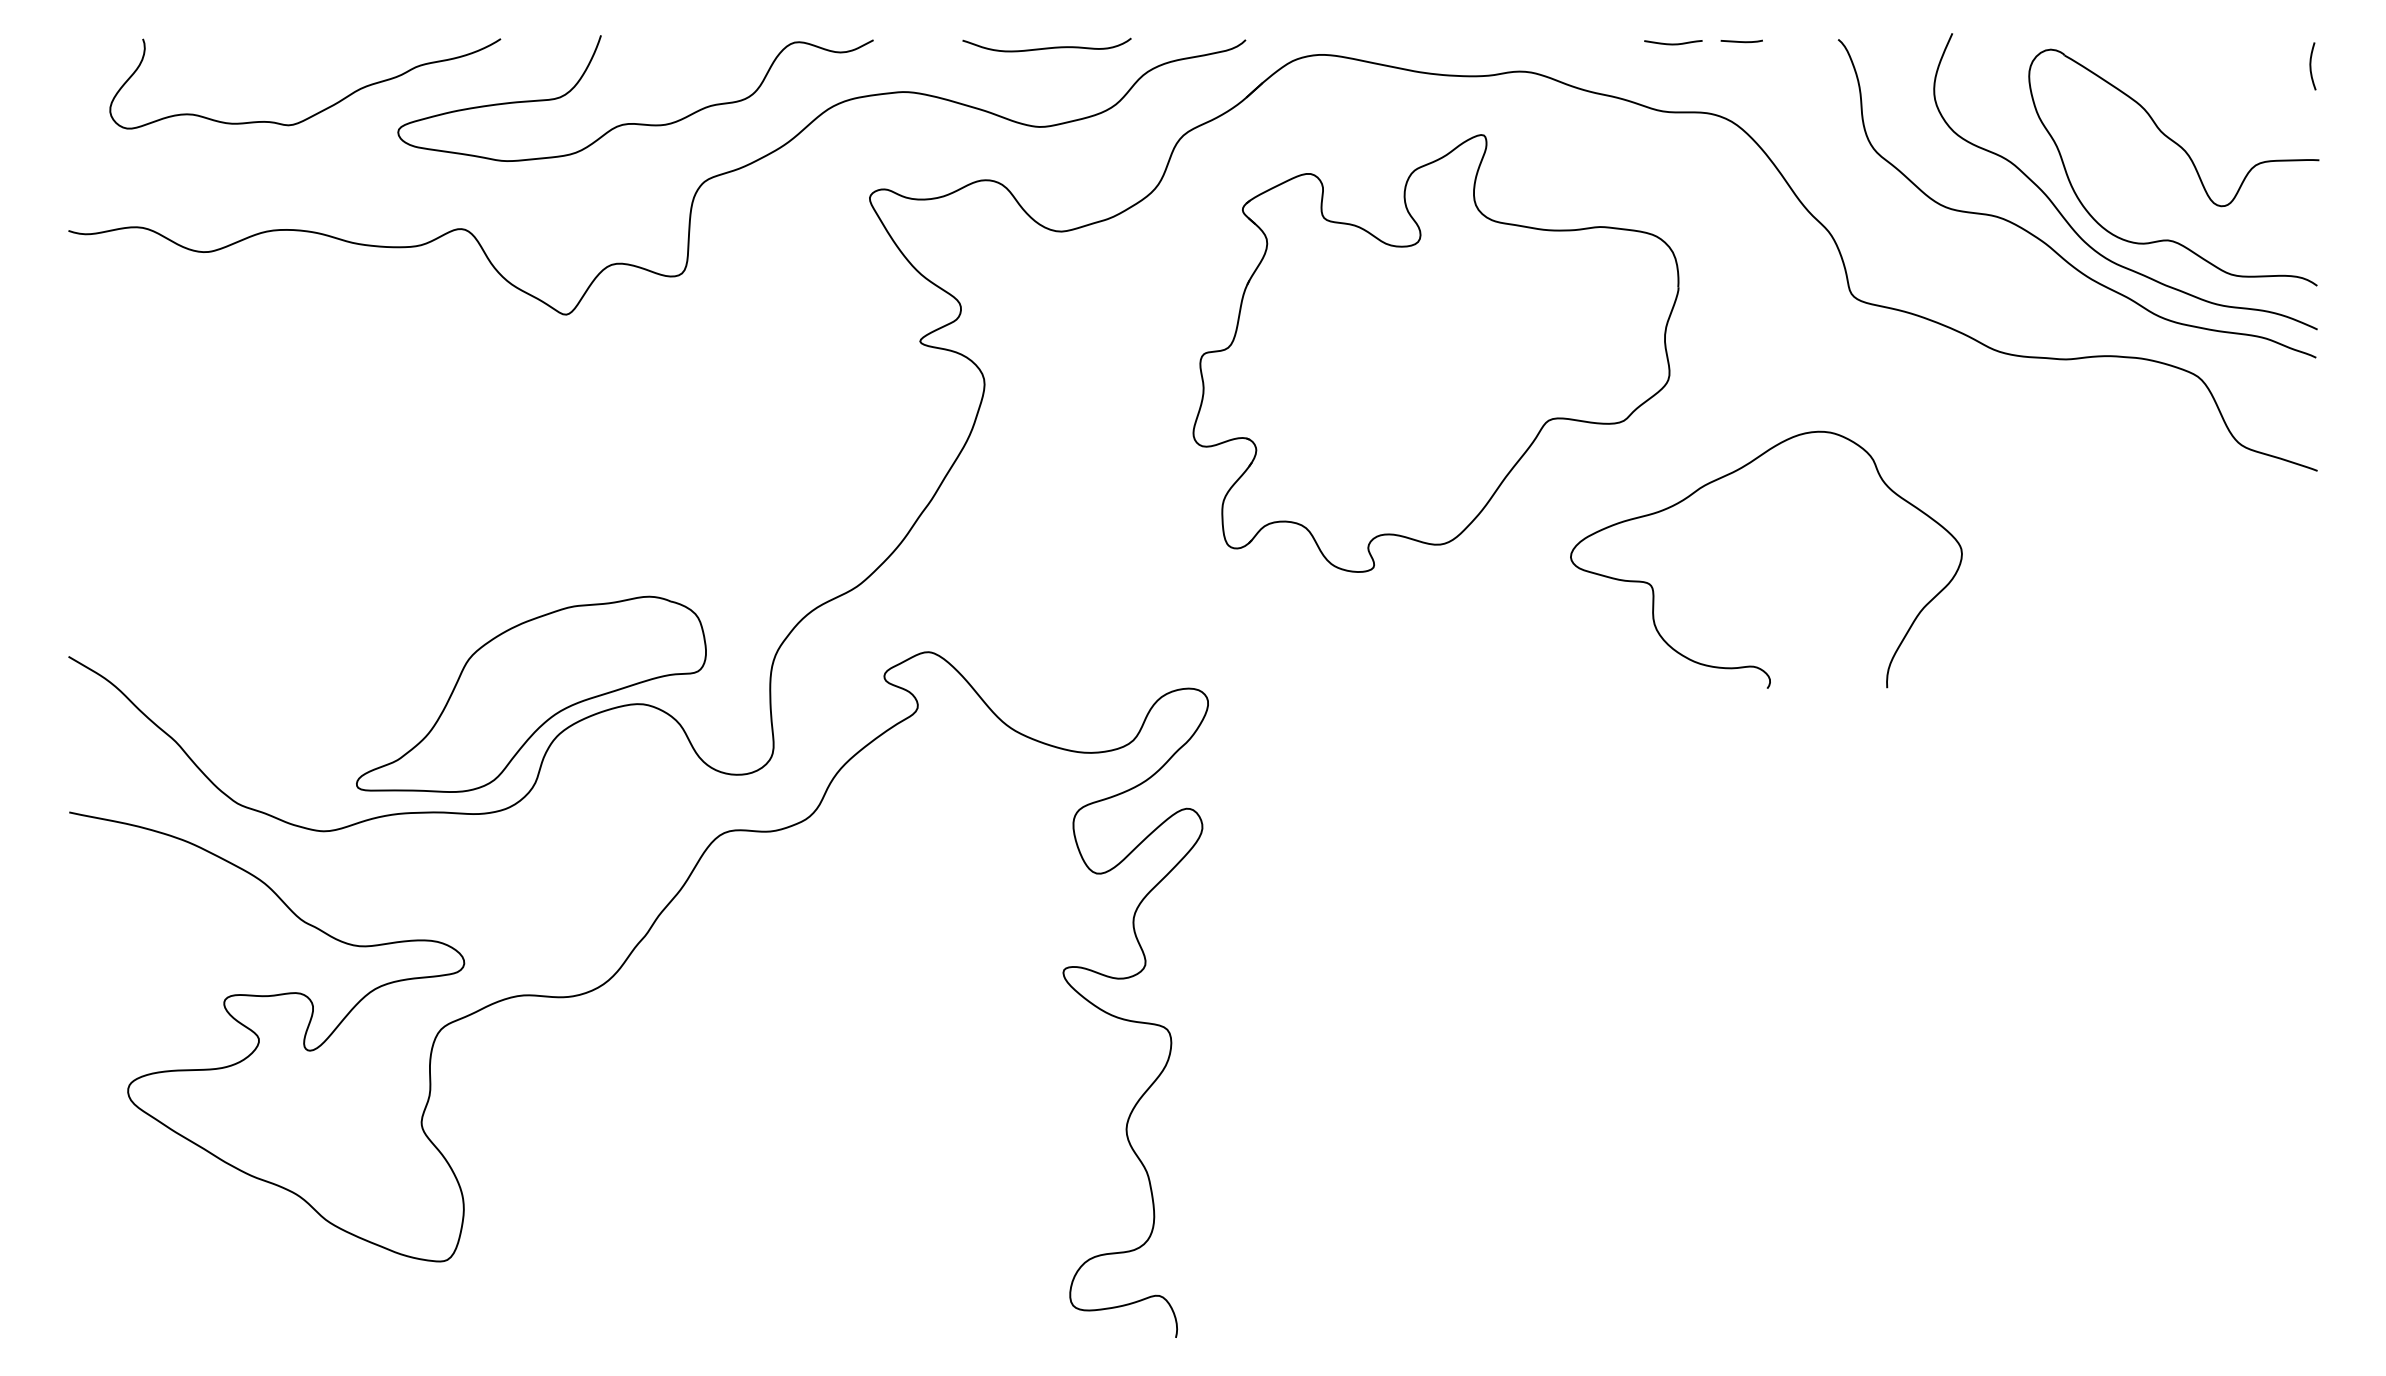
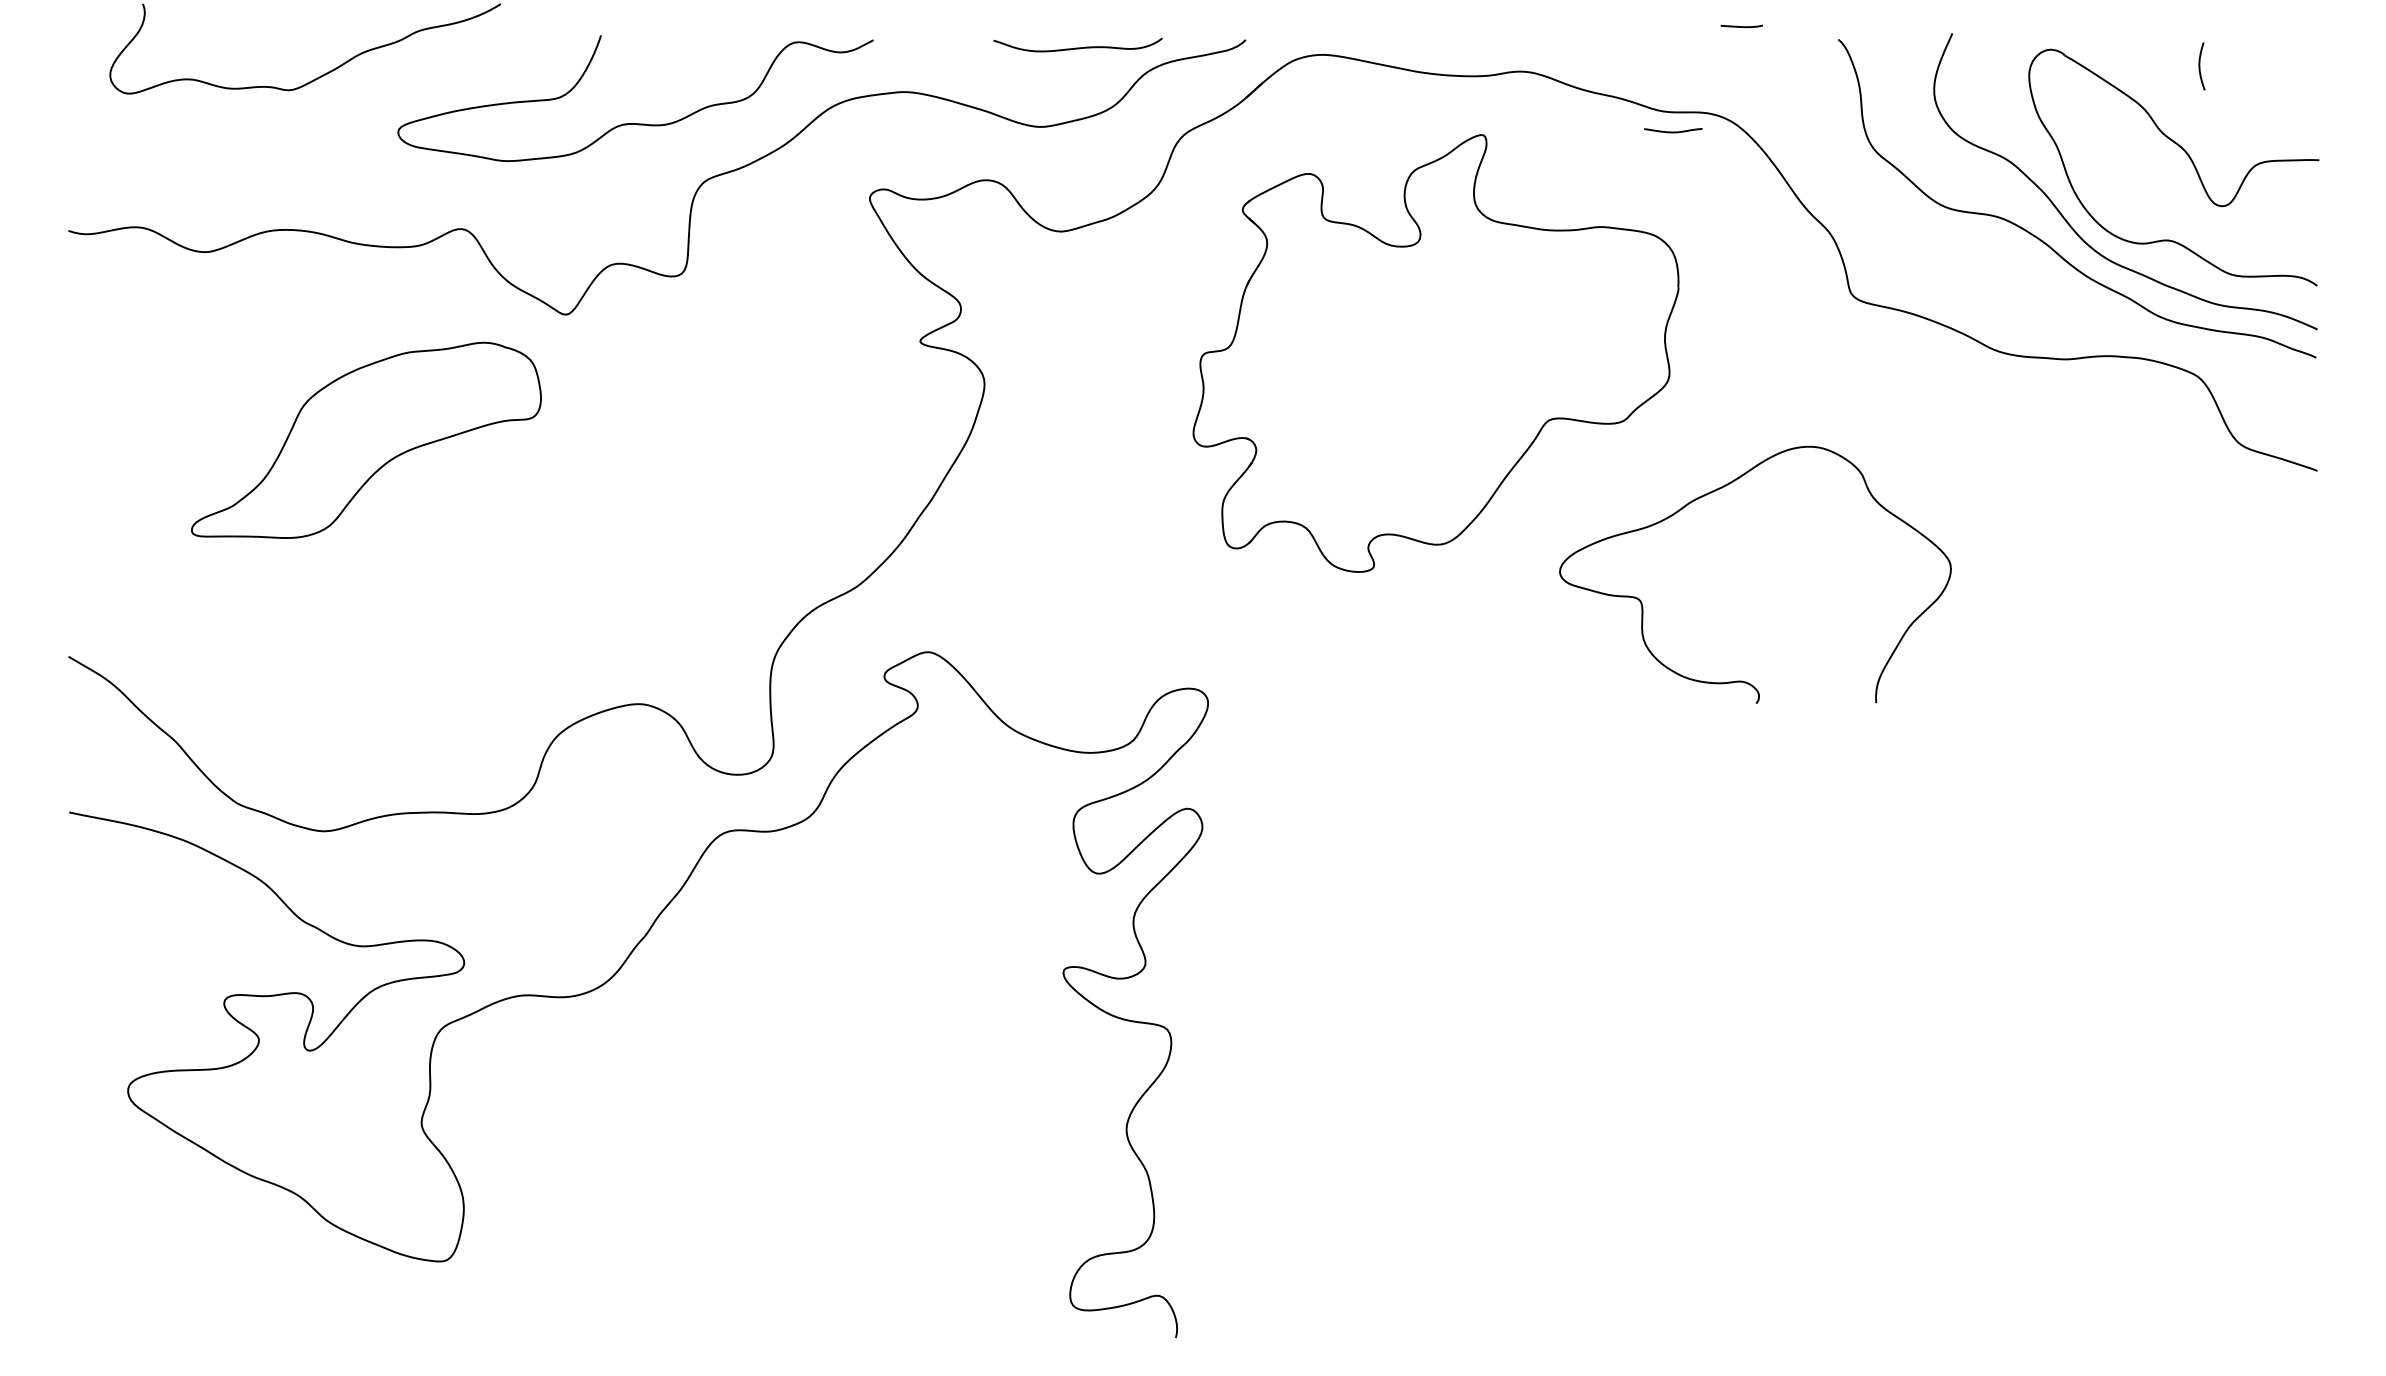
curve position: (1741, 41) -> (1741, 26) (1741, 26)
curve position: (1673, 43) -> (1673, 131) (1673, 131)
curve position: (1046, 47) -> (1077, 47) (1077, 47)
curve position: (2311, 66) -> (2200, 66) (2200, 66)
curve position: (322, 109) -> (322, 74) (322, 74)
curve position: (1731, 474) -> (1720, 489) (1720, 489)
part position: (531, 693) -> (366, 439) (366, 439)
